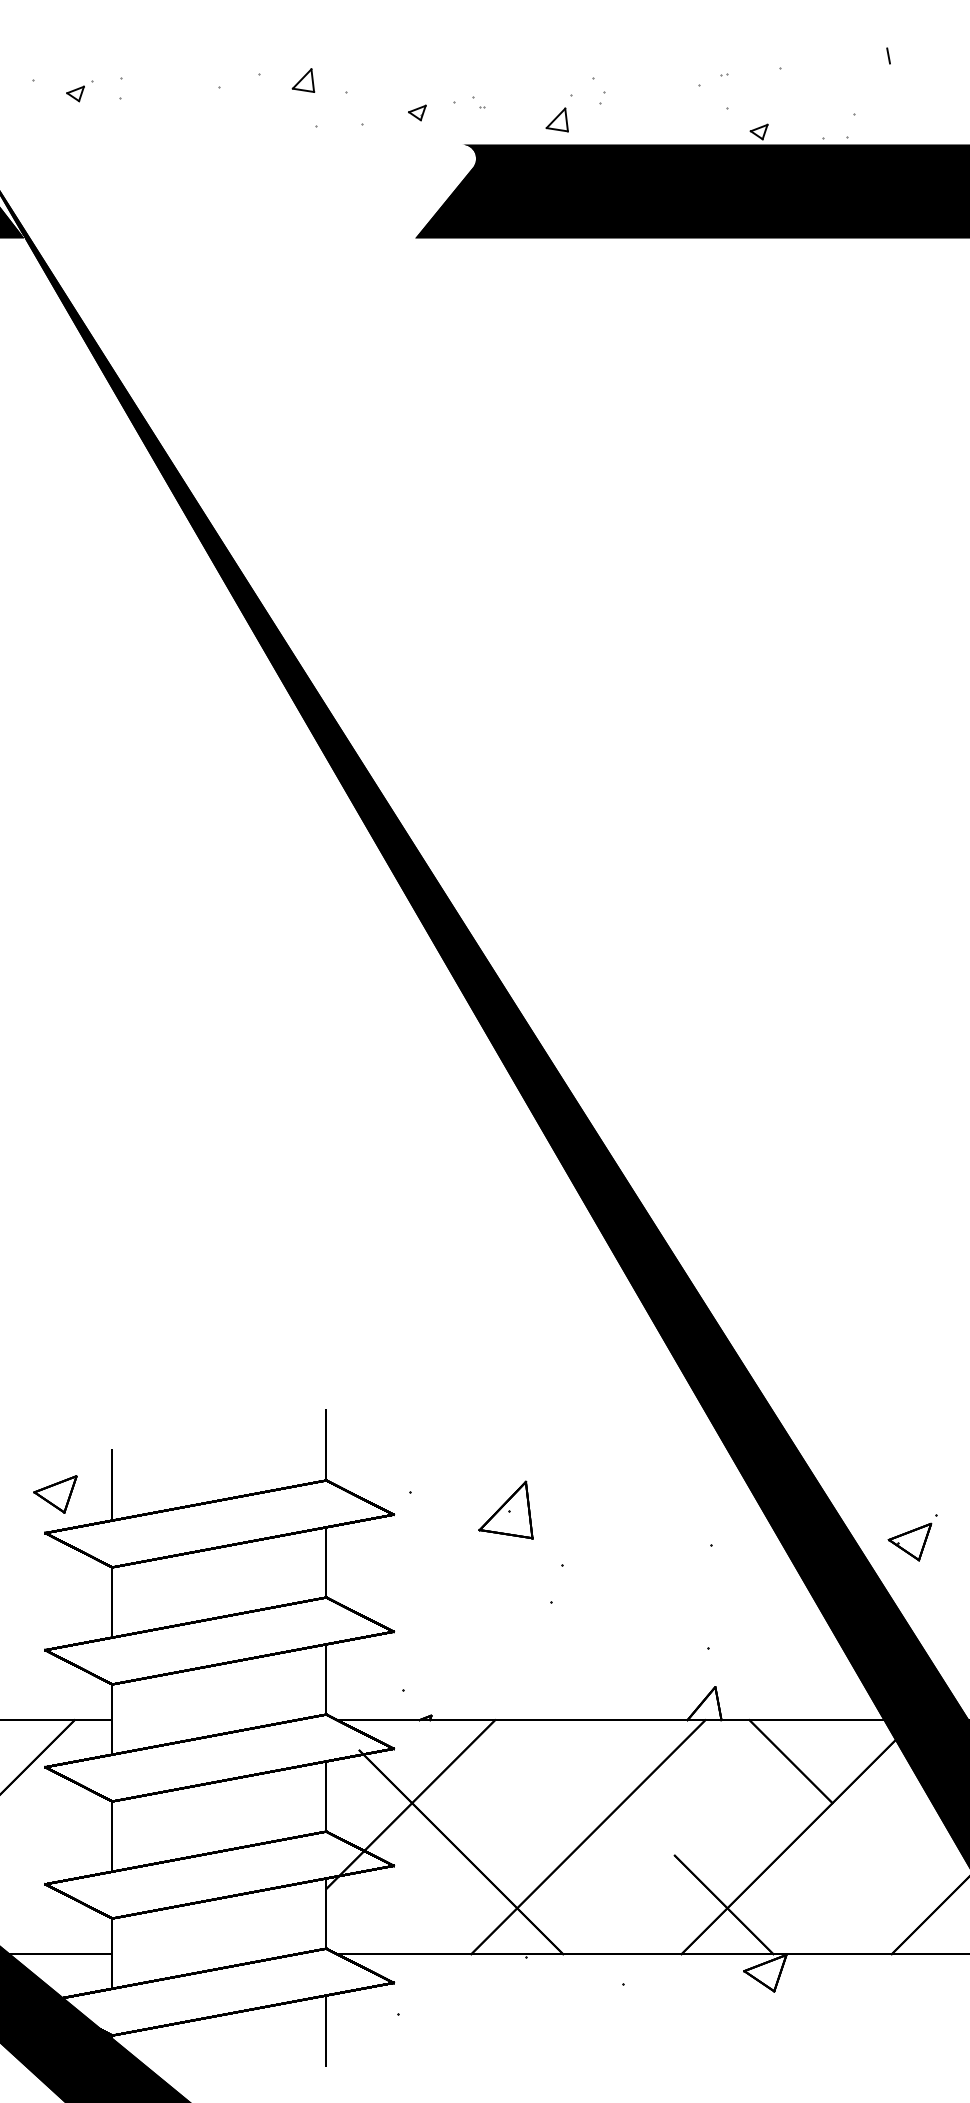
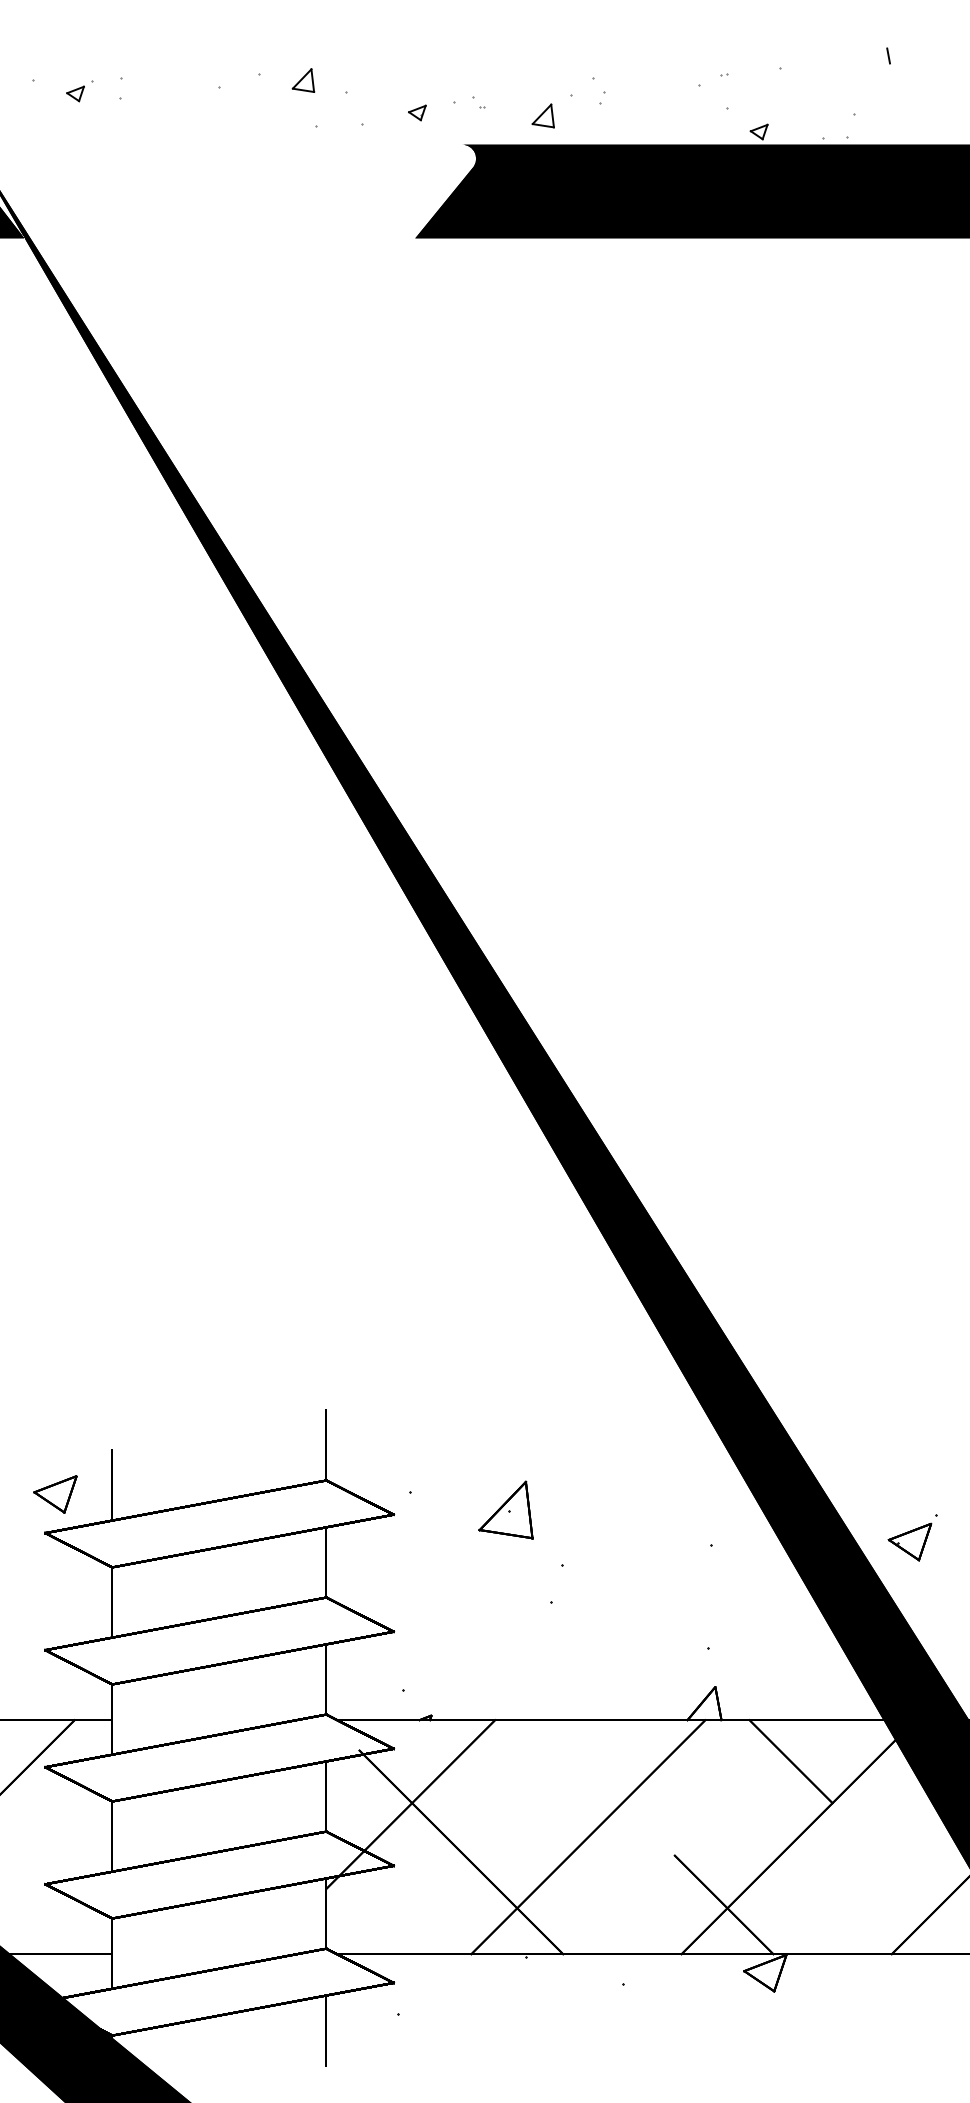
part position: (556, 119) -> (542, 115) (542, 115)
